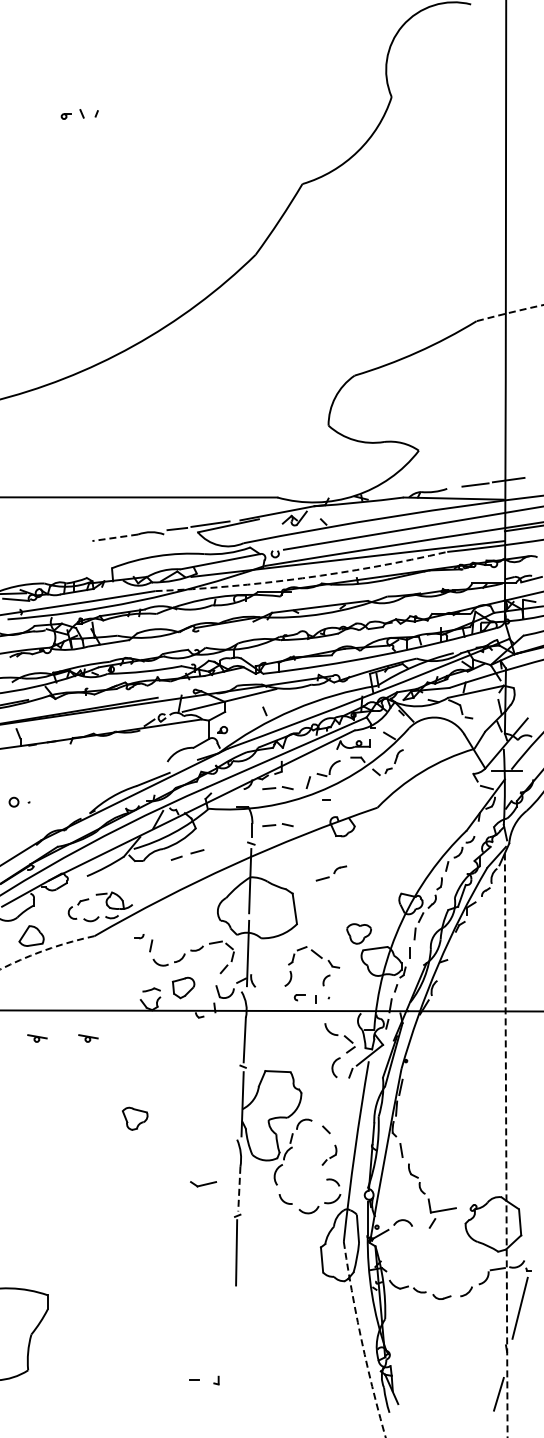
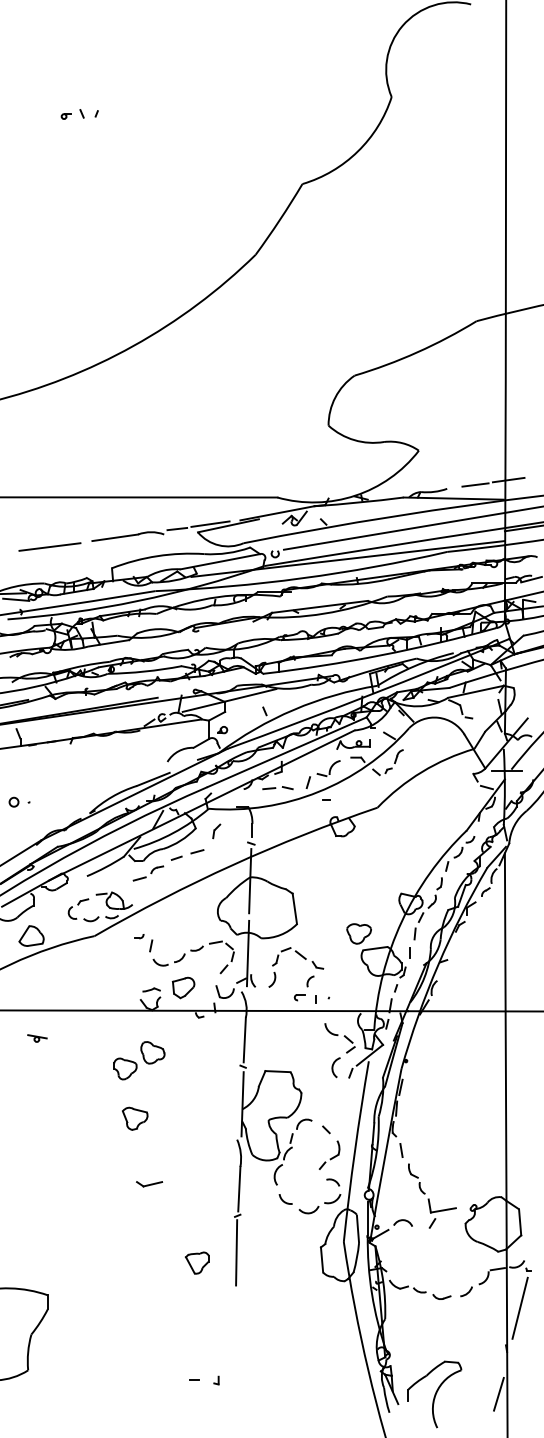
arc: dashed -> solid (509, 312)
line: dashed -> solid (114, 537)
line: none -> present (49, 546)
arc: dashed -> solid (302, 578)
part: present -> none (277, 825)
part: none -> present (216, 831)
part position: (331, 873) -> (148, 873) (148, 873)
arc: dashed -> solid (45, 950)
part position: (320, 958) -> (304, 959) (304, 959)
part: present -> none (88, 1038)
part: none -> present (139, 1060)
line: dashed -> solid (506, 1145)
part size: 17x22 px -> 23x30 px (329, 1154)
part position: (203, 1184) -> (149, 1184) (149, 1184)
line: dashed -> solid (239, 1189)
part: none -> present (196, 1262)
arc: dashed -> solid (361, 1340)
part: none -> present (434, 1394)
